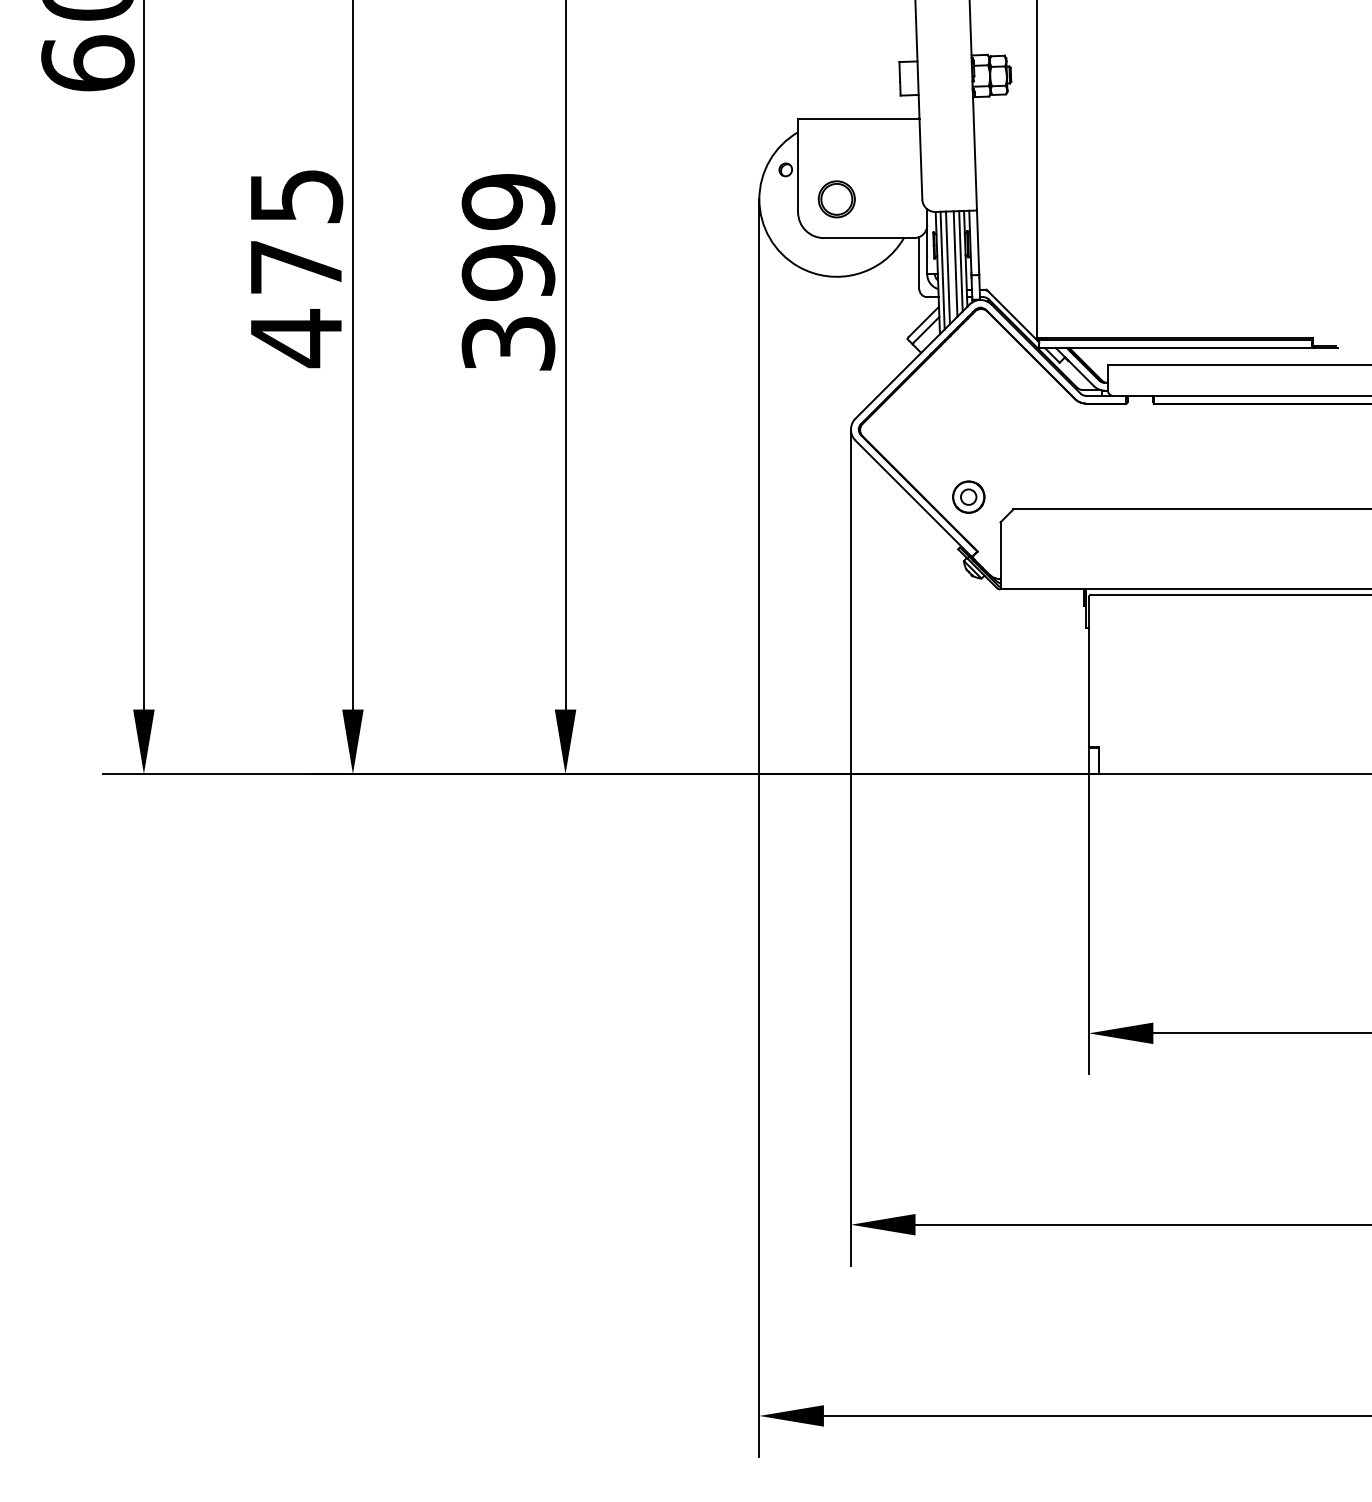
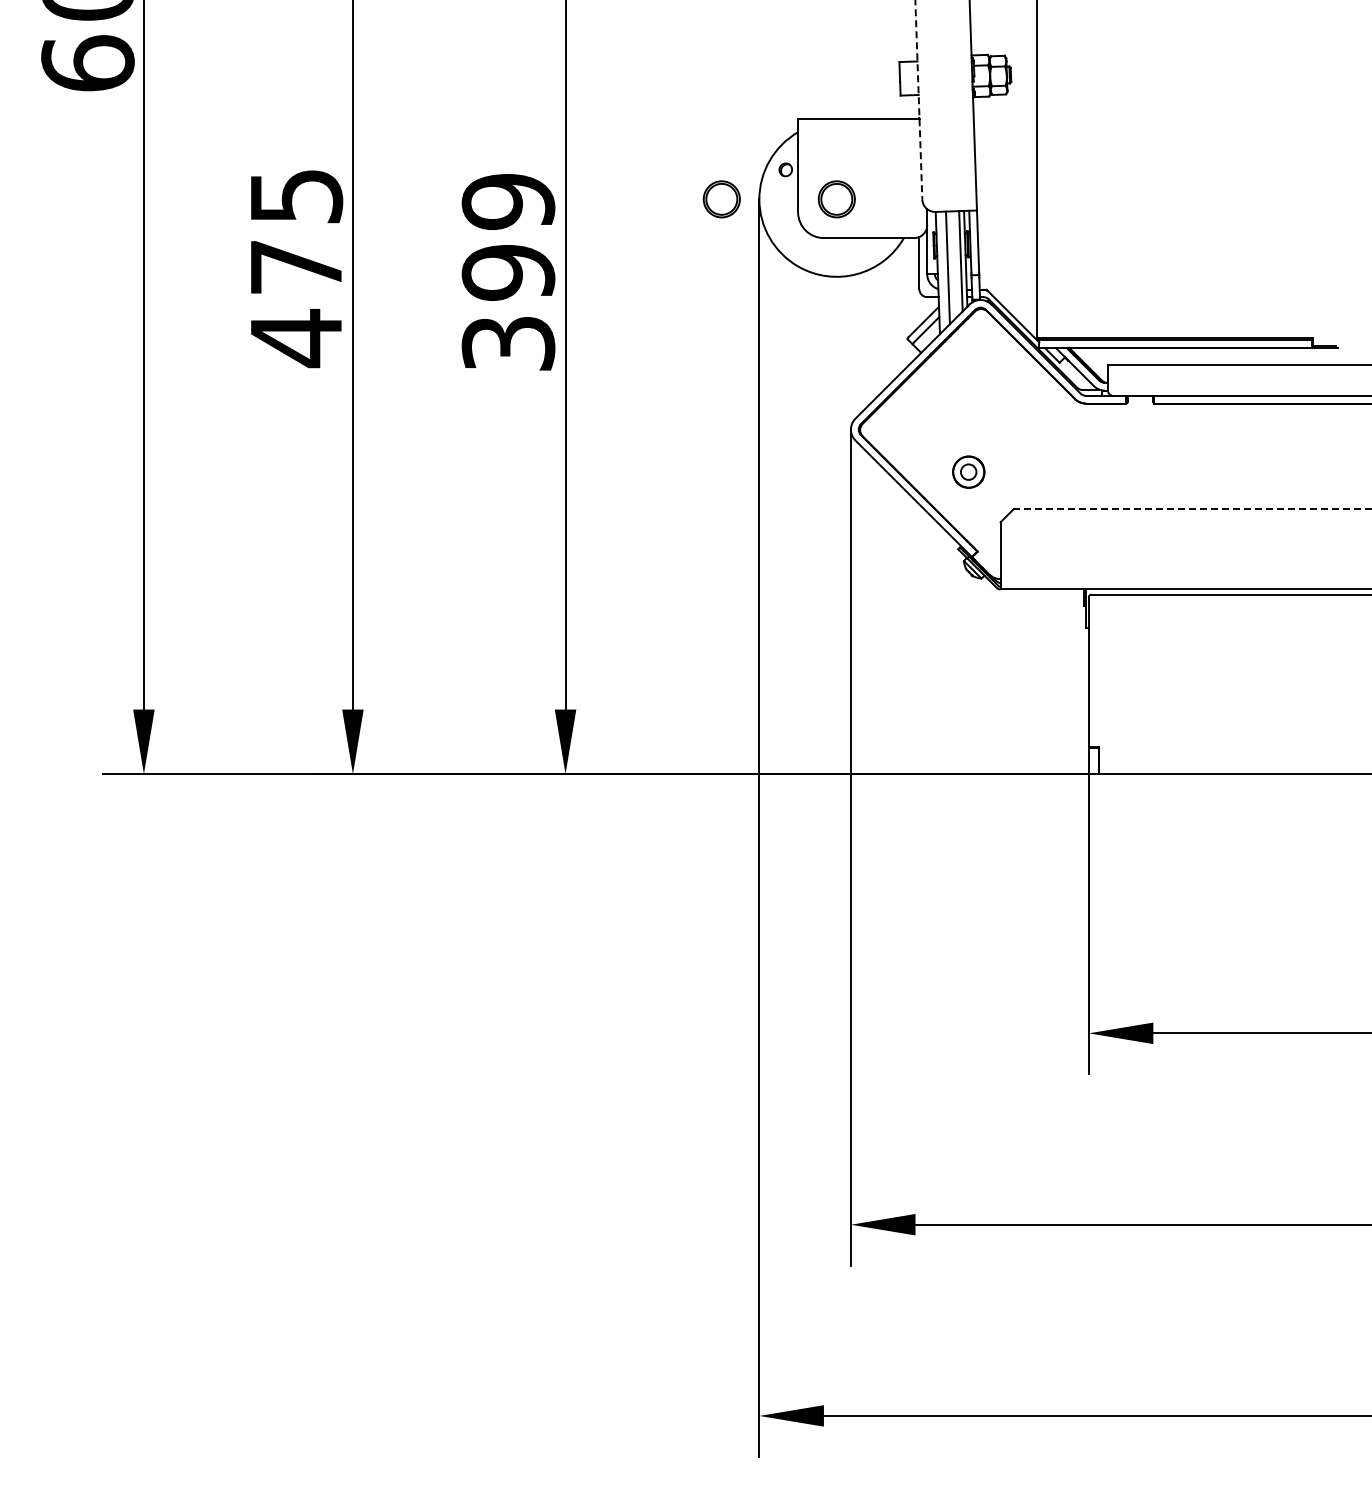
line: solid -> dashed (918, 99)
part: none -> present (721, 199)
line: present -> none (955, 263)
line: present -> none (942, 270)
part position: (968, 496) -> (968, 471) (968, 471)
line: solid -> dashed (1192, 509)
